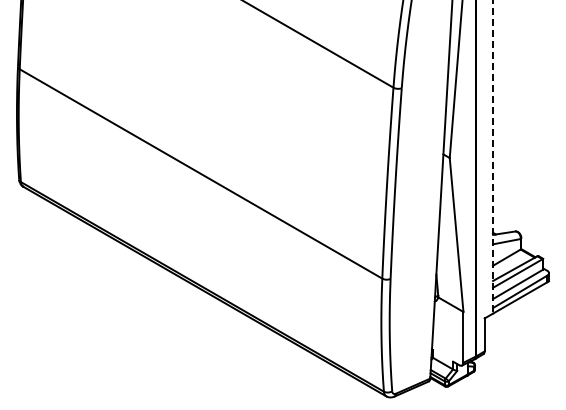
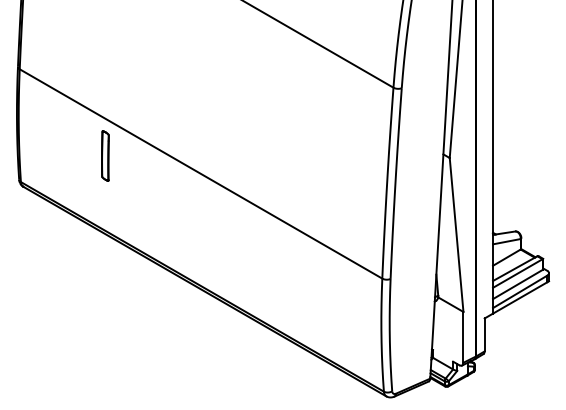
part: none -> present (105, 155)
line: dashed -> solid (493, 156)
